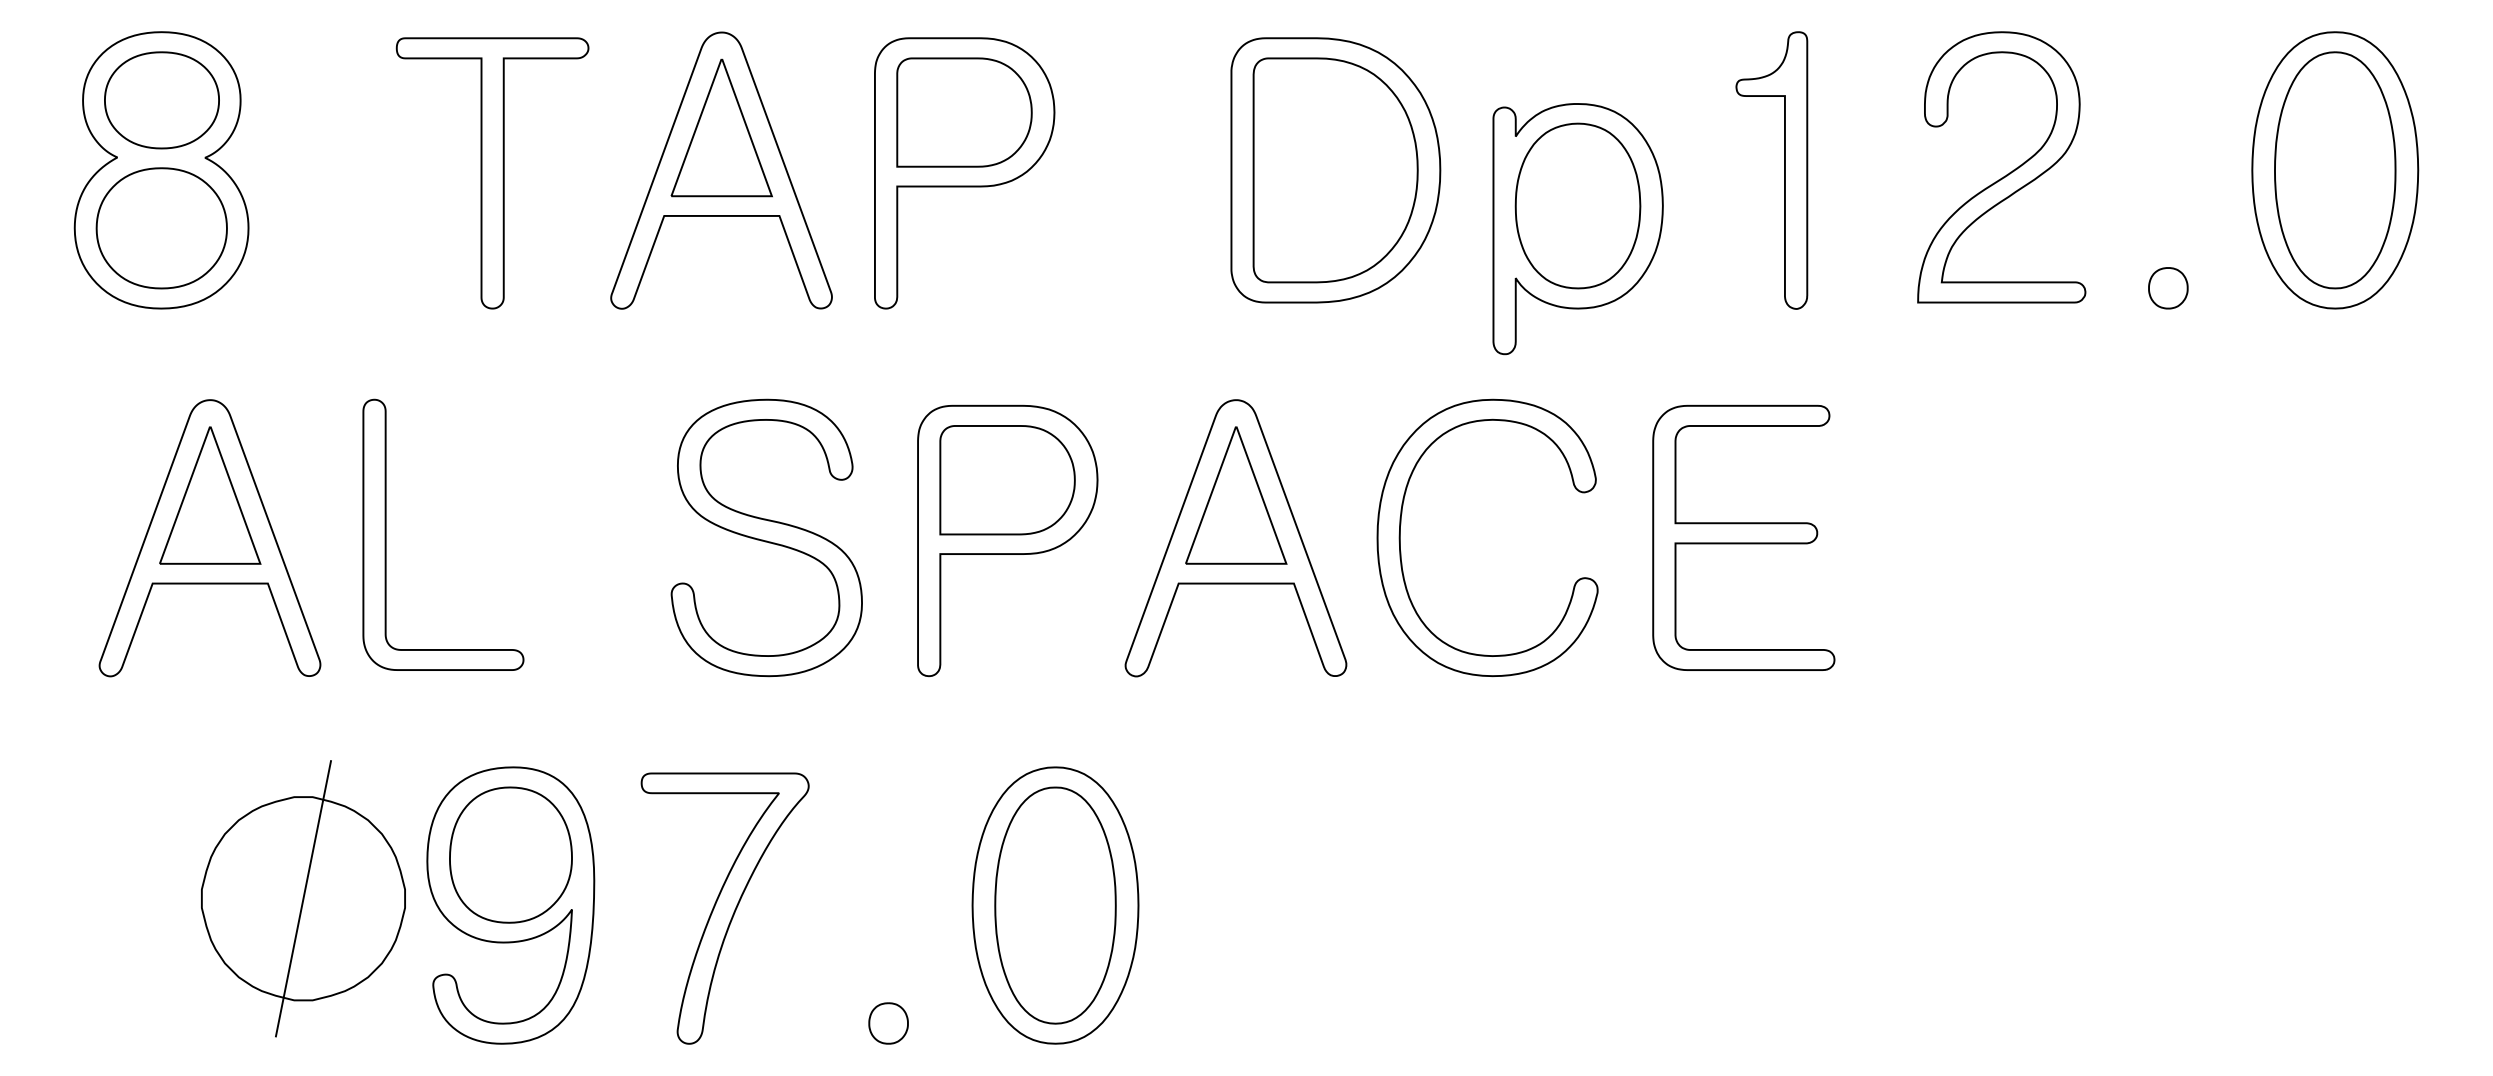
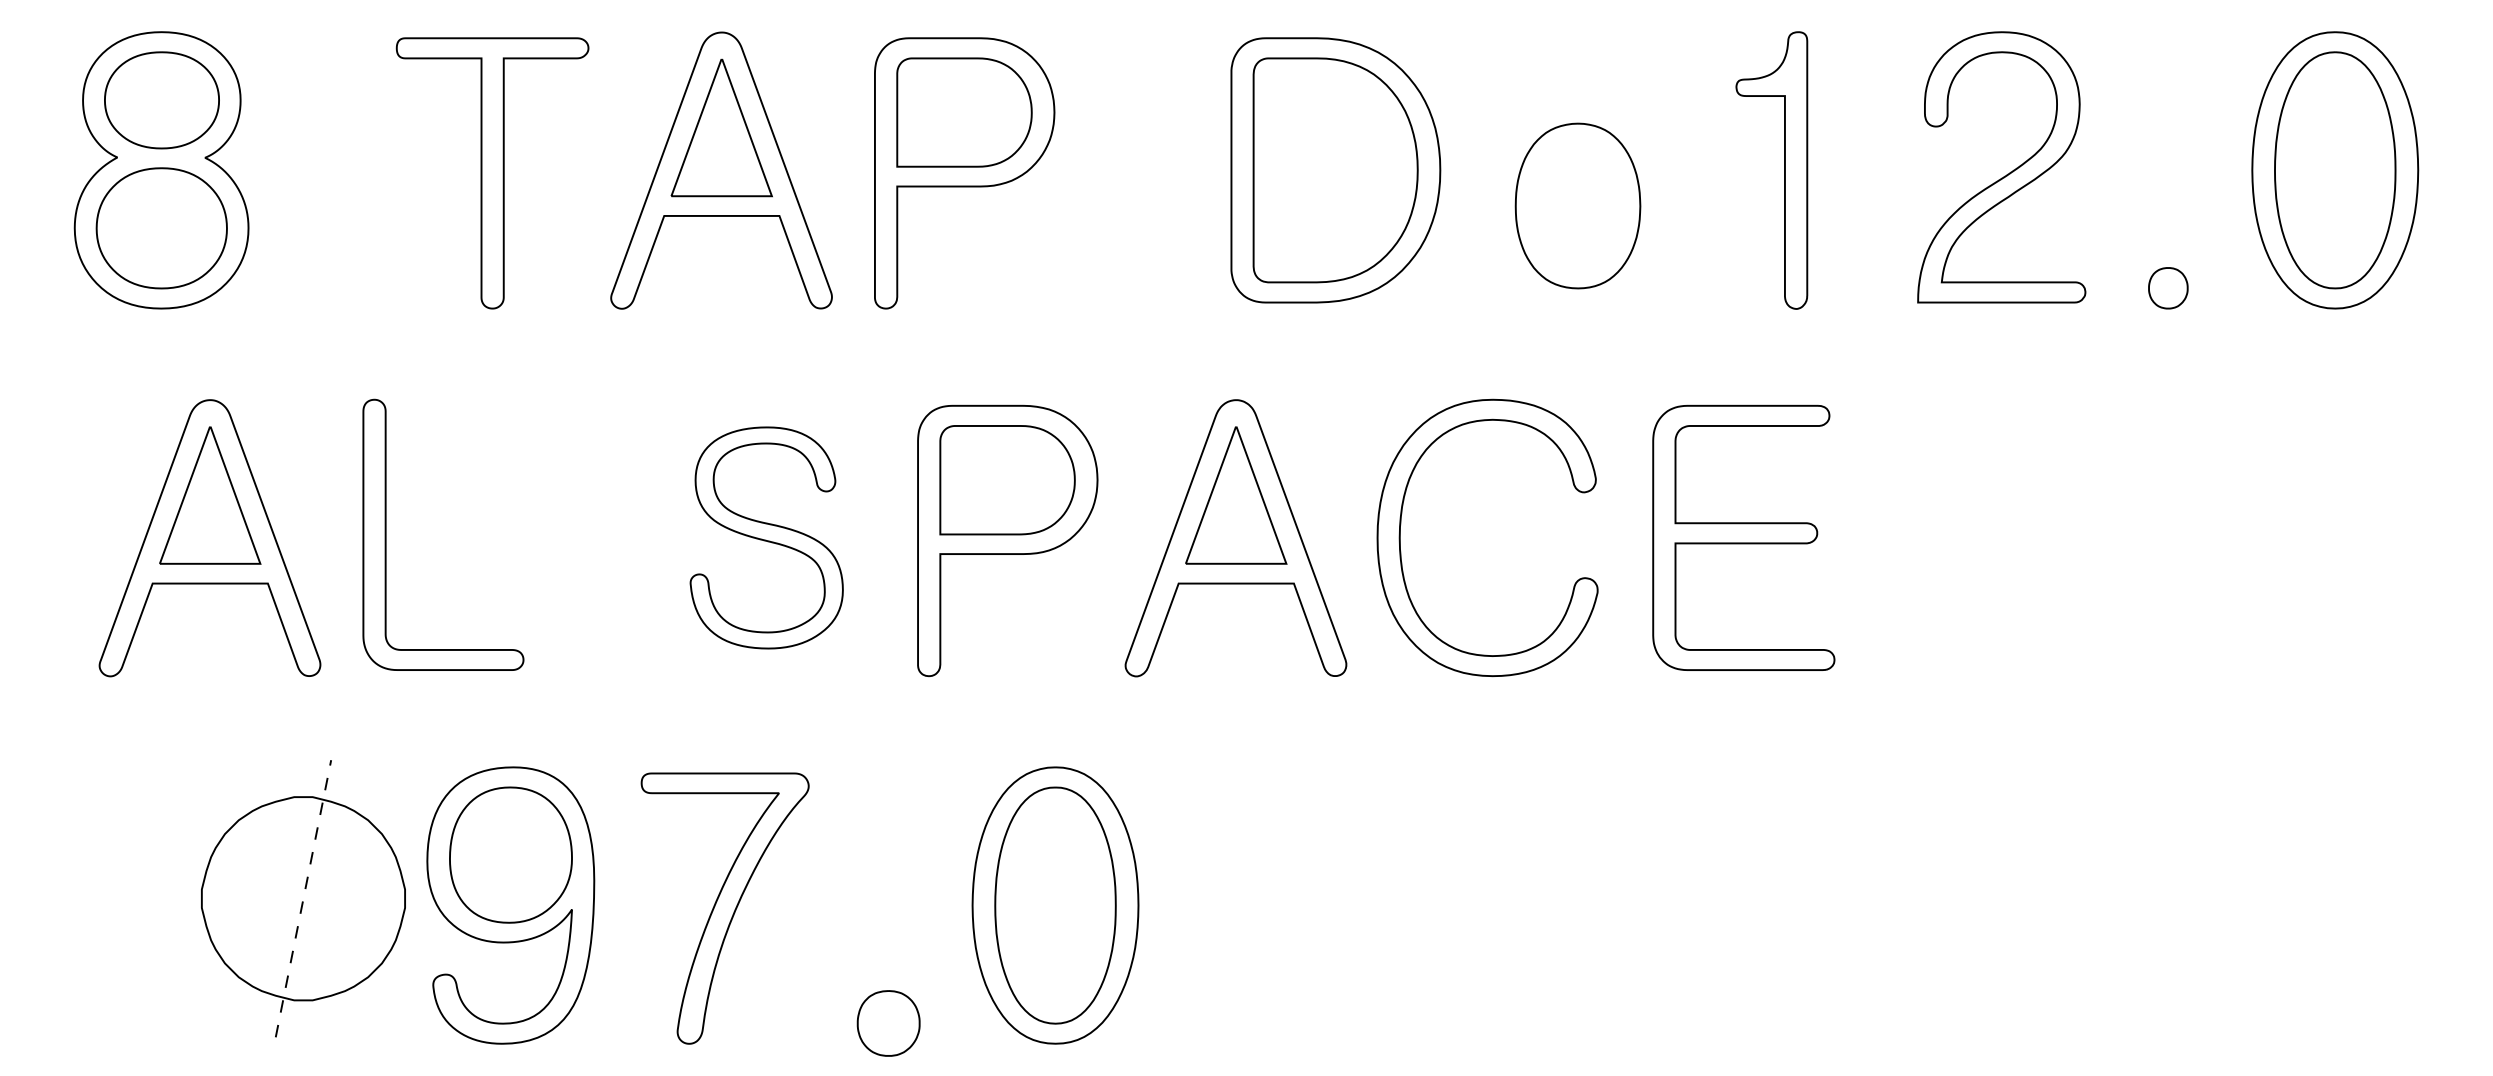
part: present -> none (1577, 229)
part size: 193x280 px -> 155x224 px (766, 537)
line: solid -> dashed (303, 898)
part size: 41x43 px -> 65x67 px (888, 1023)
